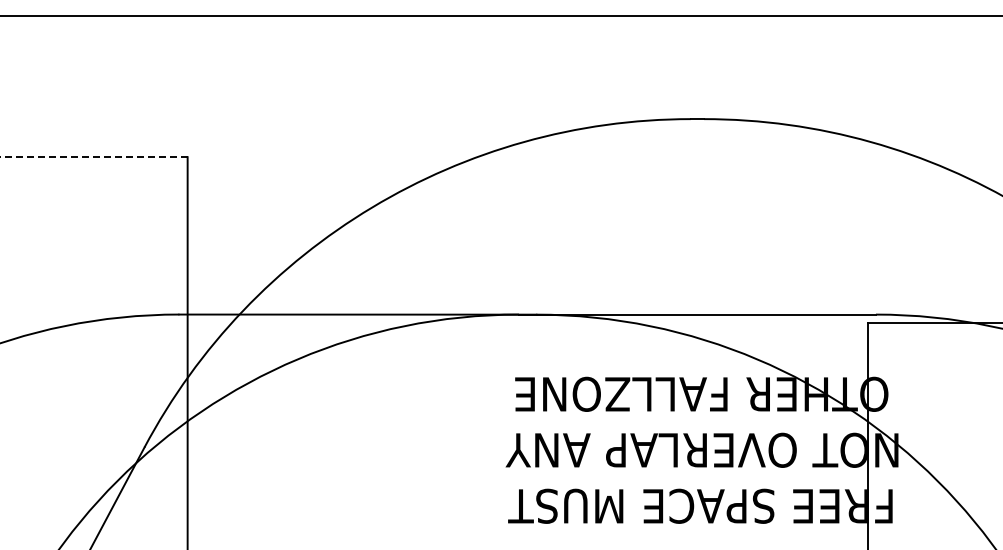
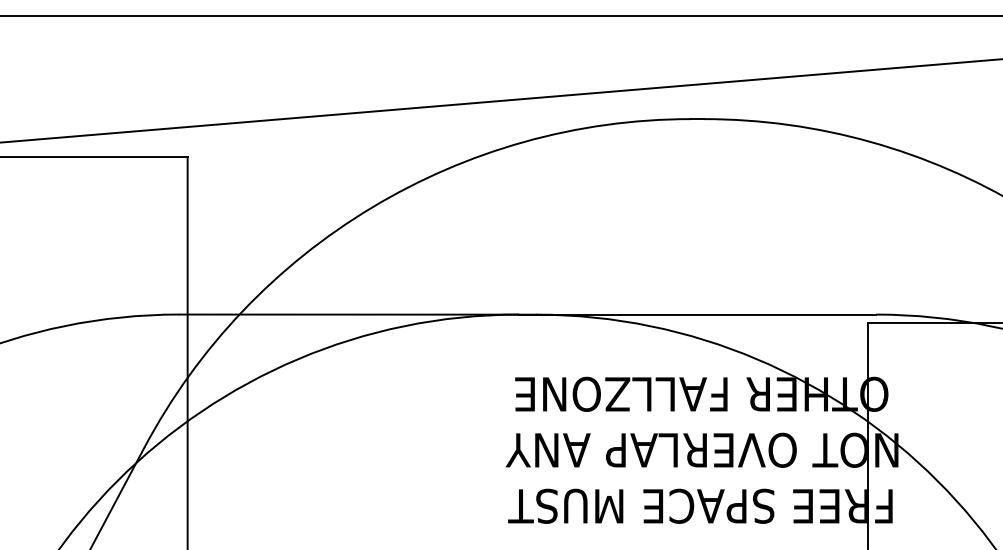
line: none -> present (500, 100)
line: dashed -> solid (93, 157)
